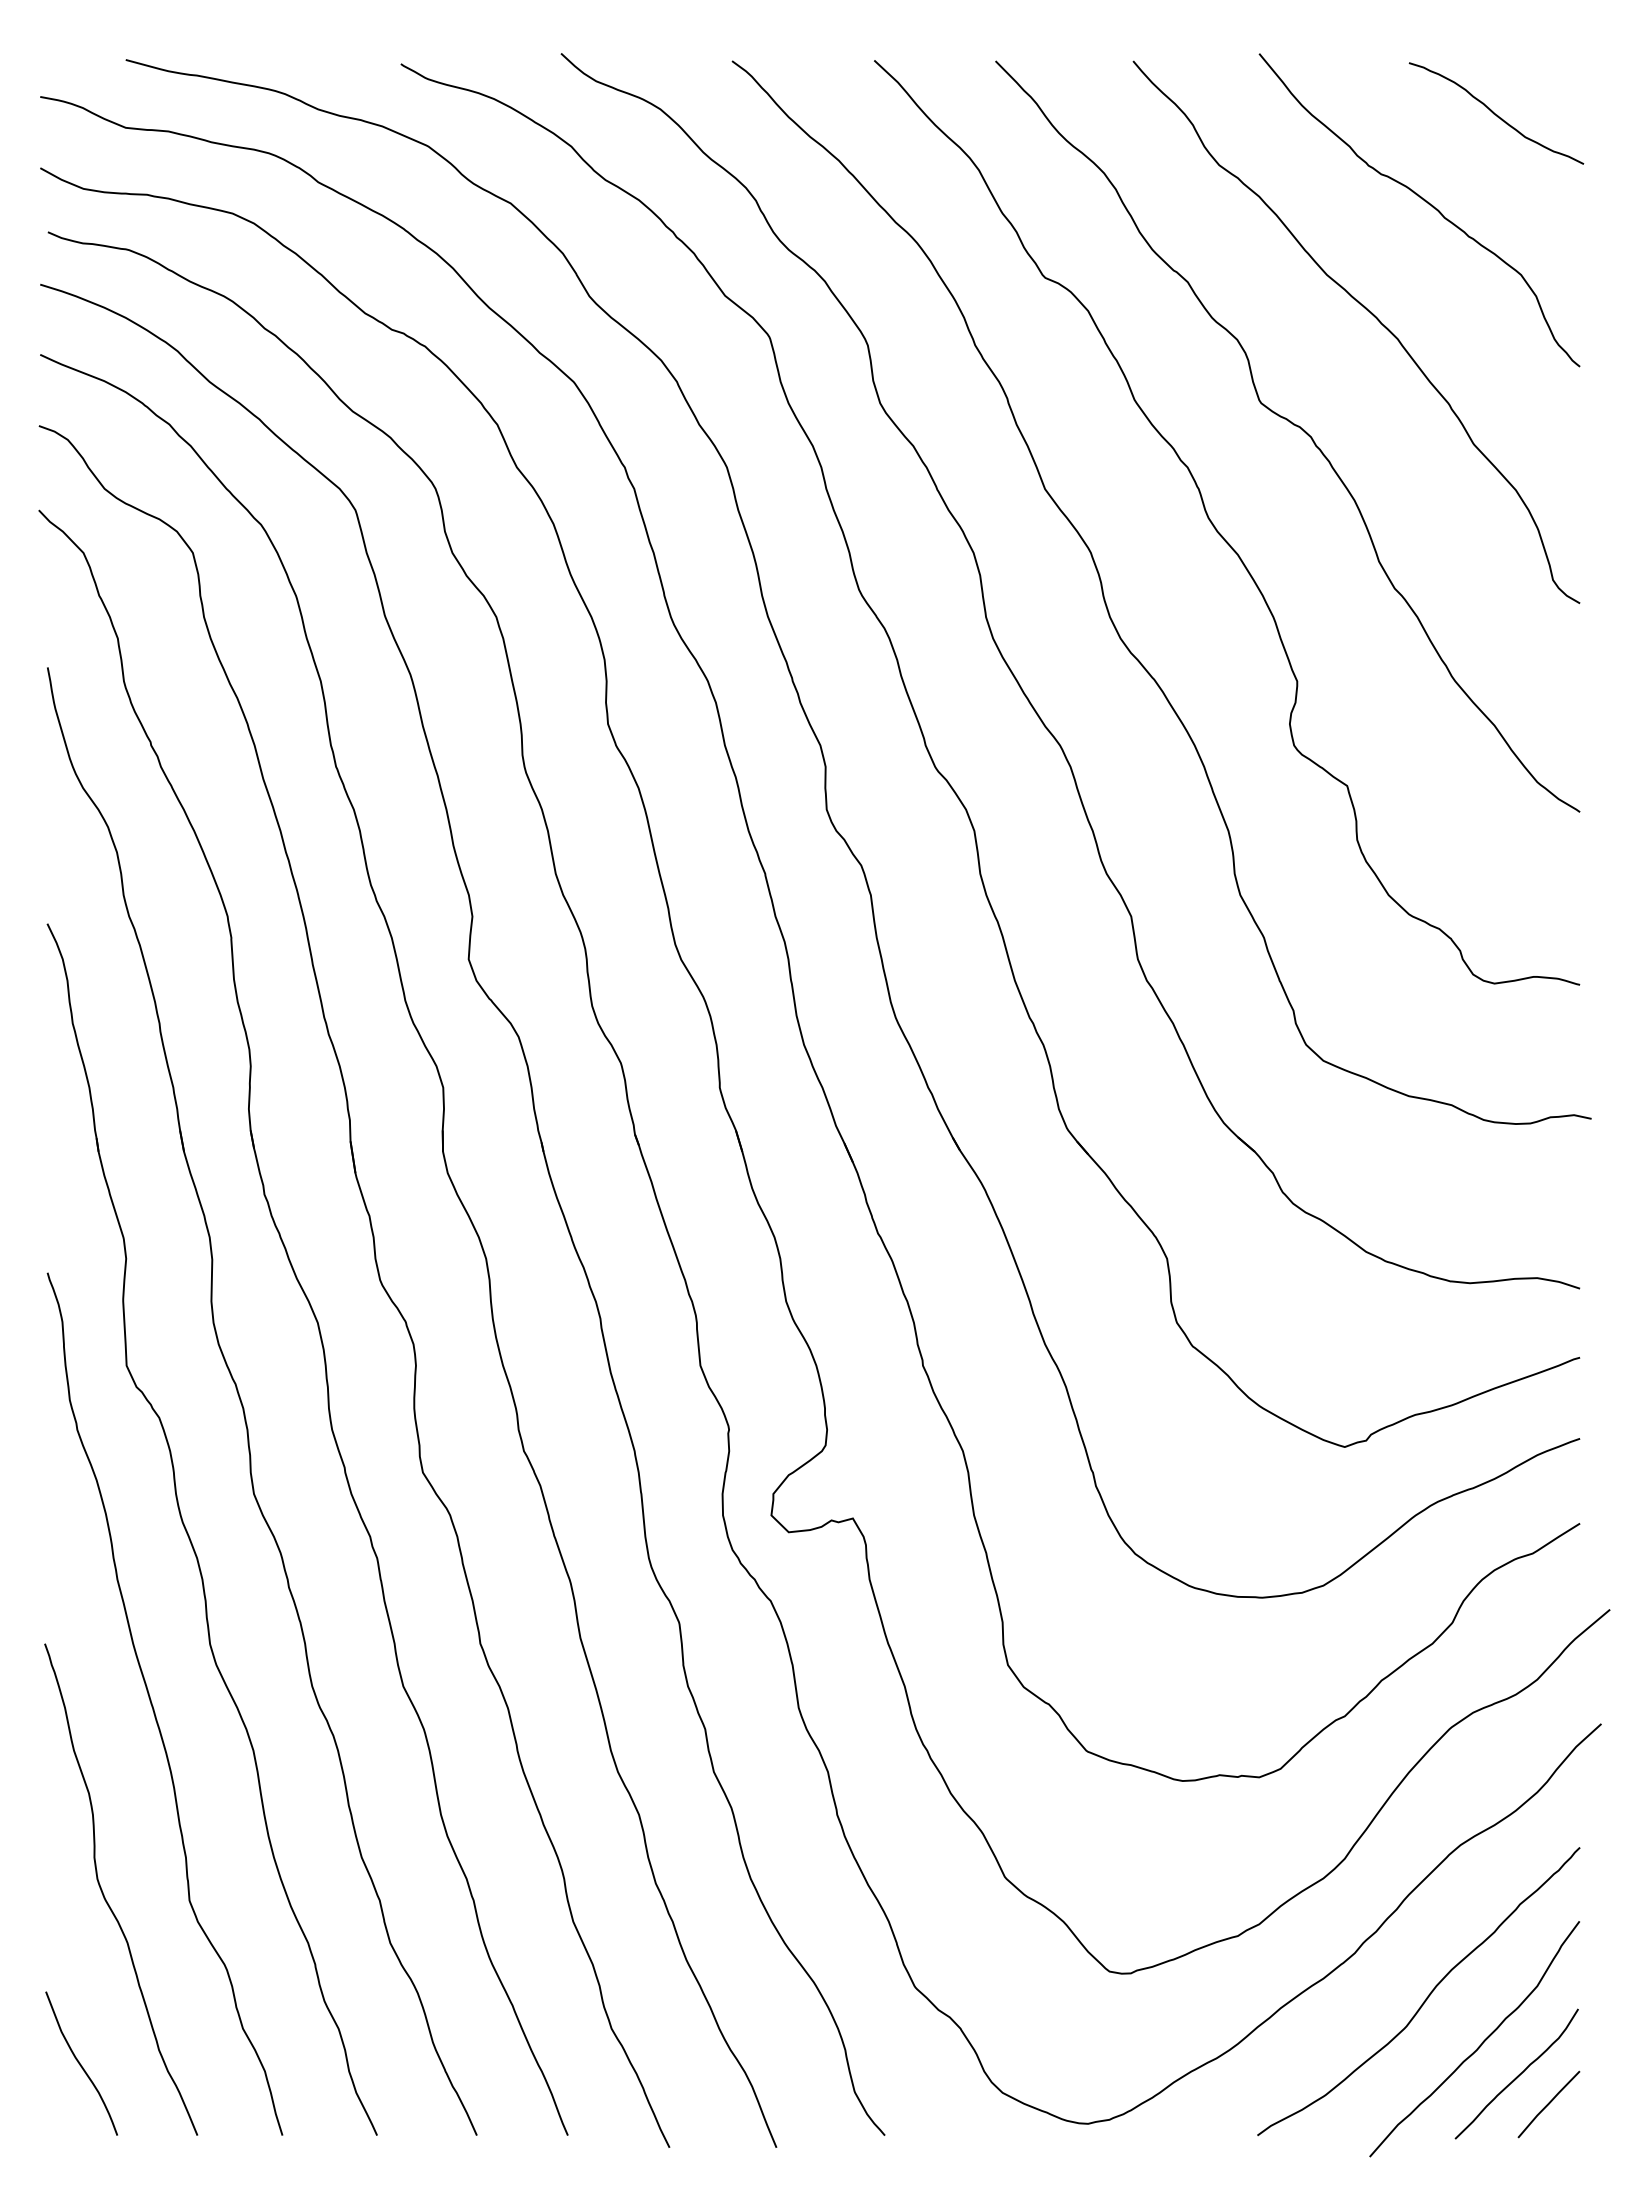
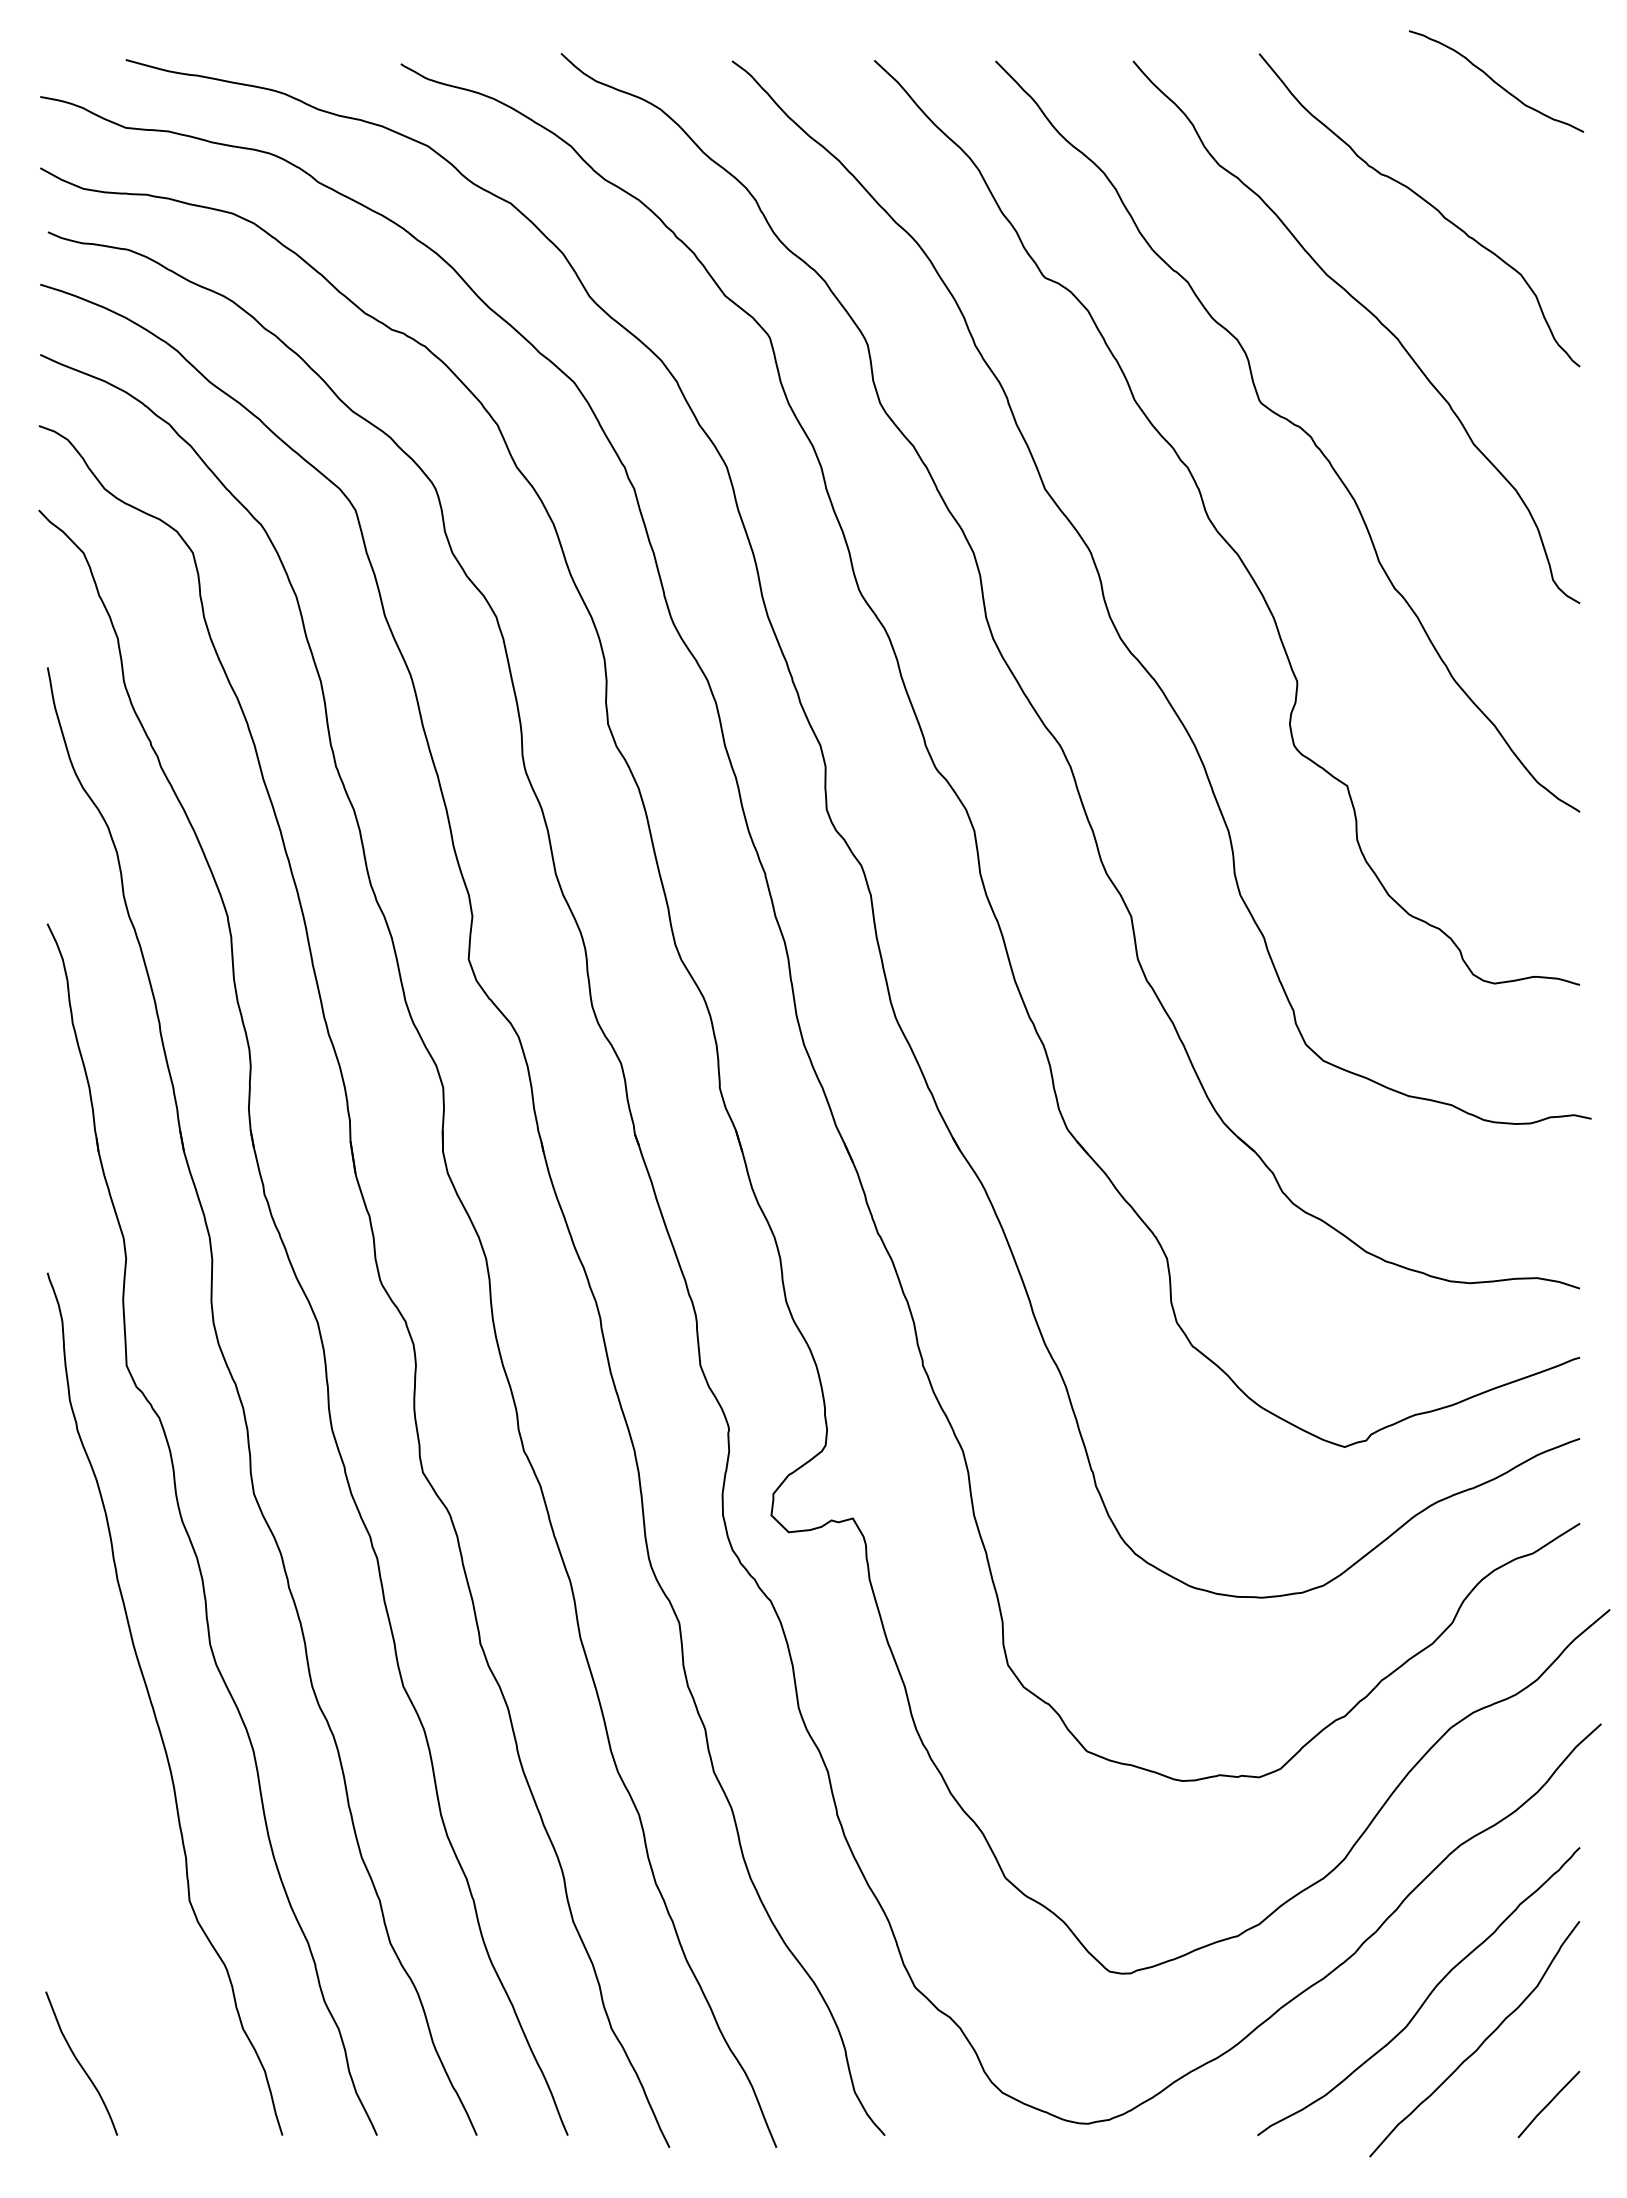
curve position: (1495, 113) -> (1495, 81) (1495, 81)
curve: present -> none (104, 1894)
curve: present -> none (1518, 2074)
